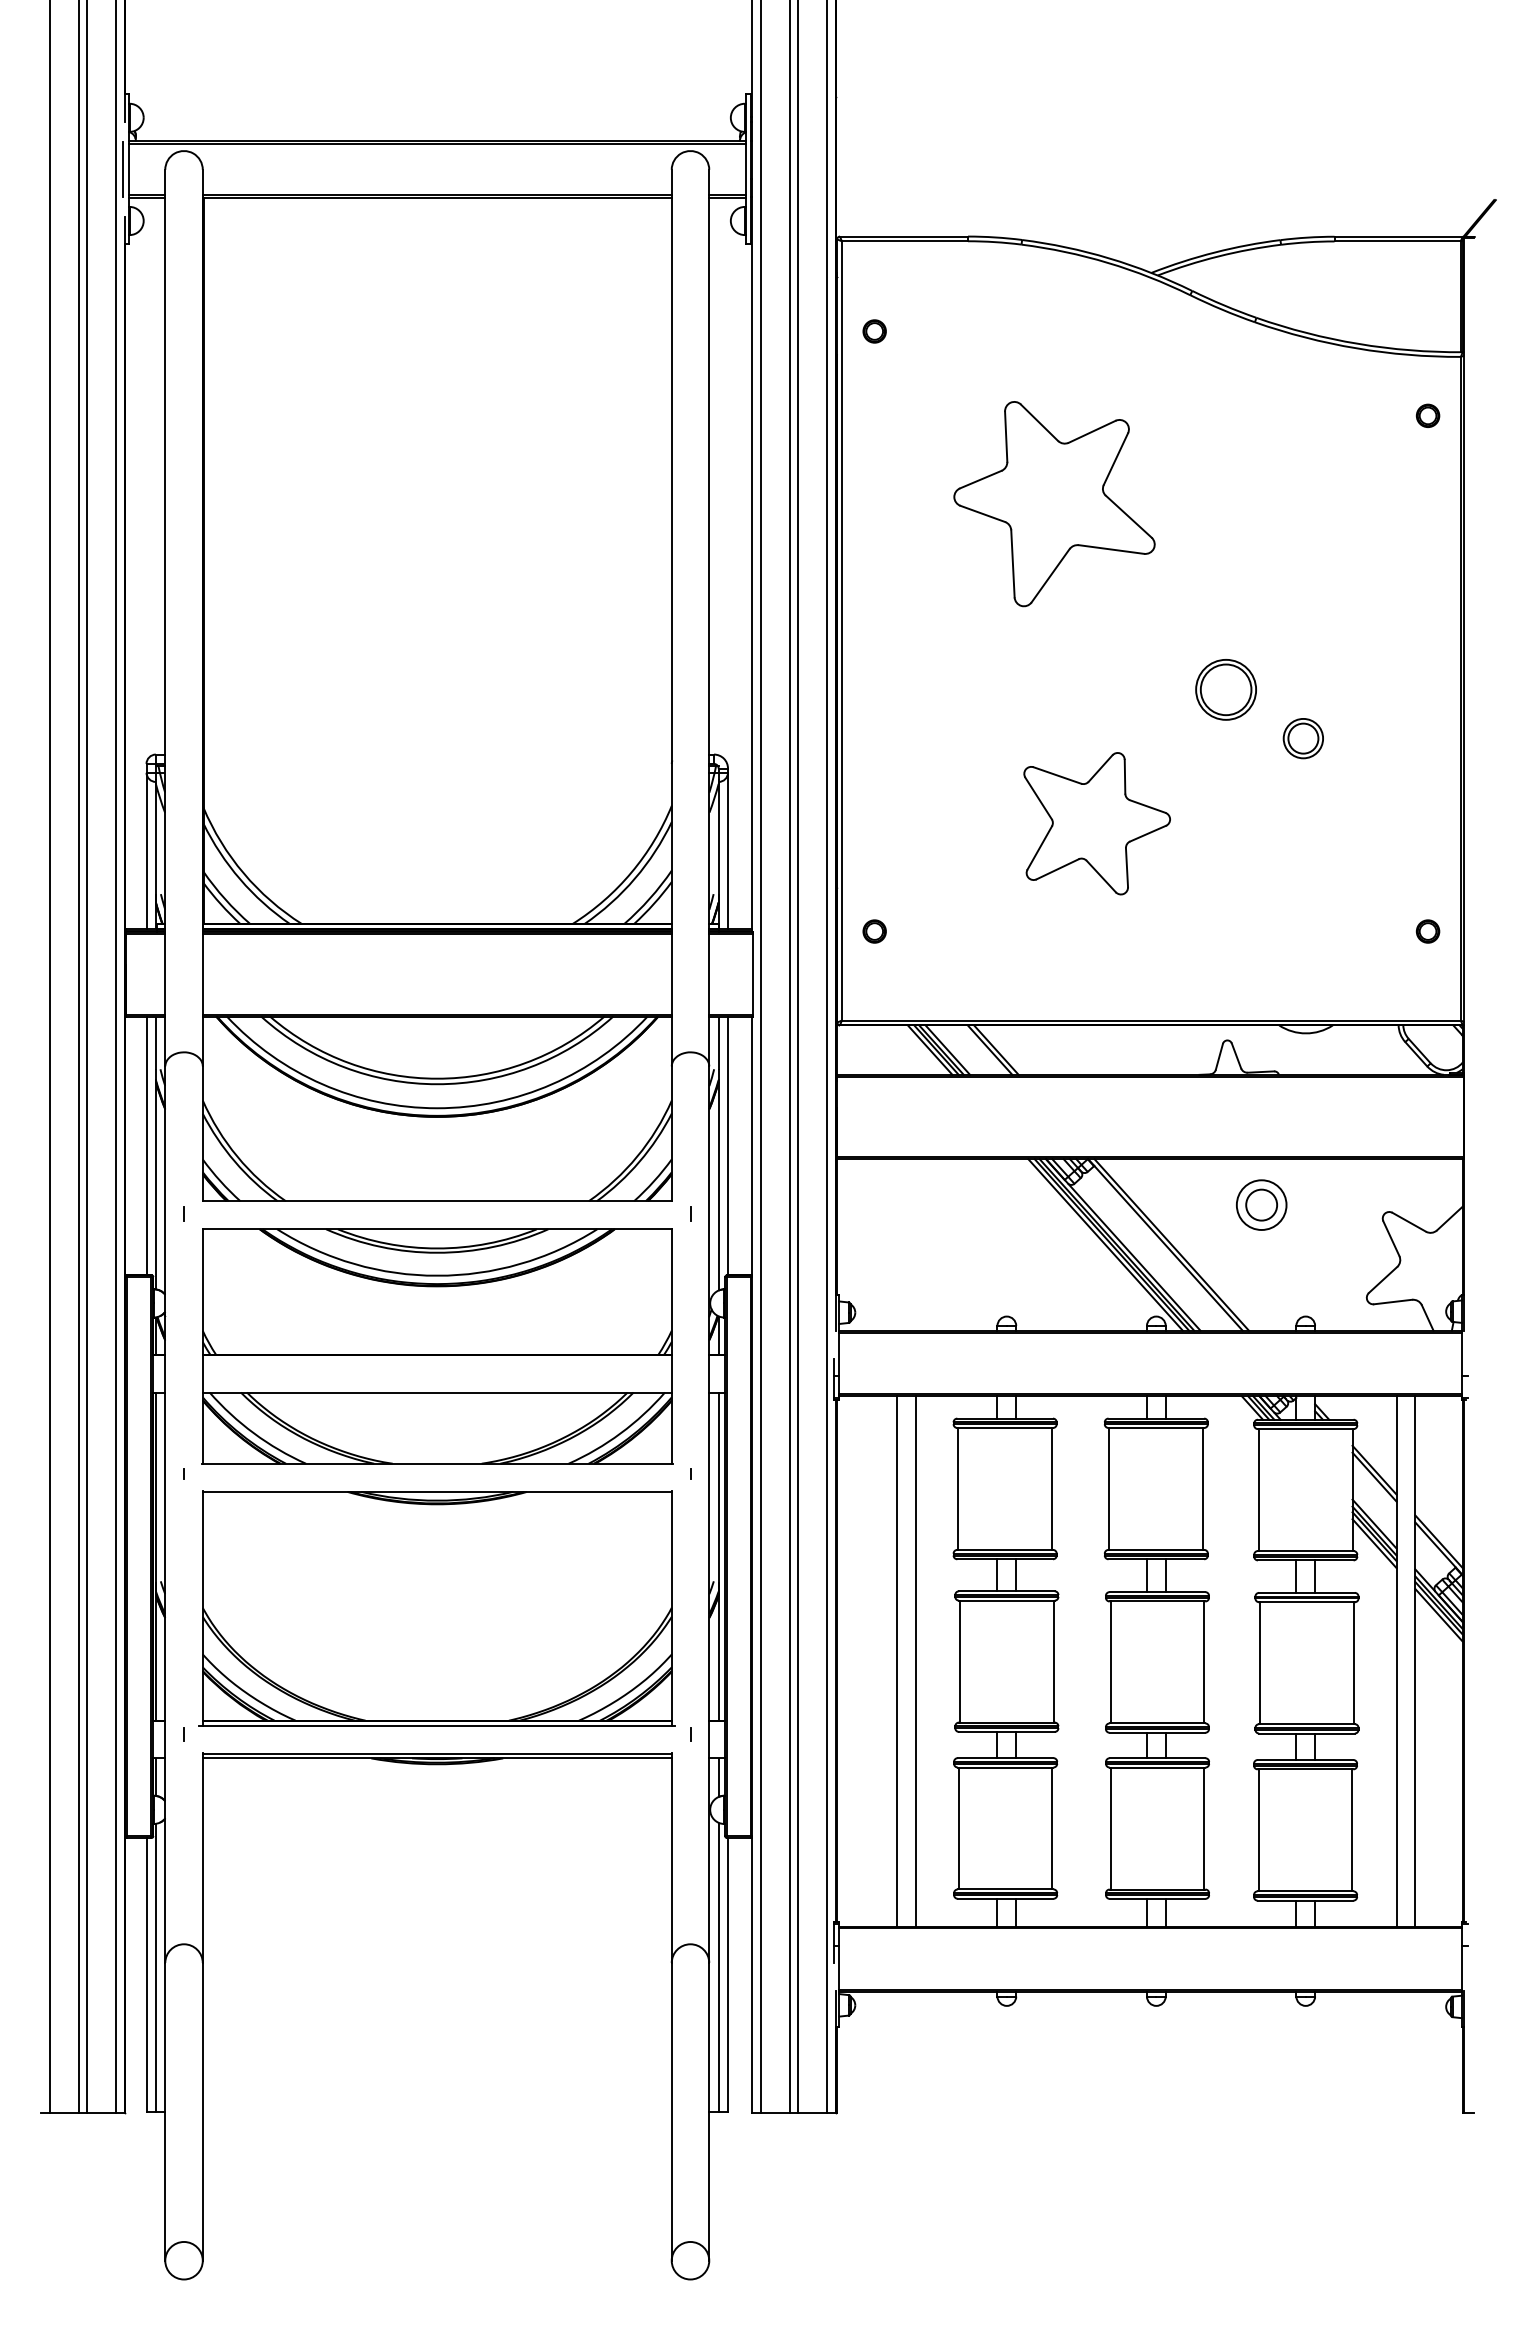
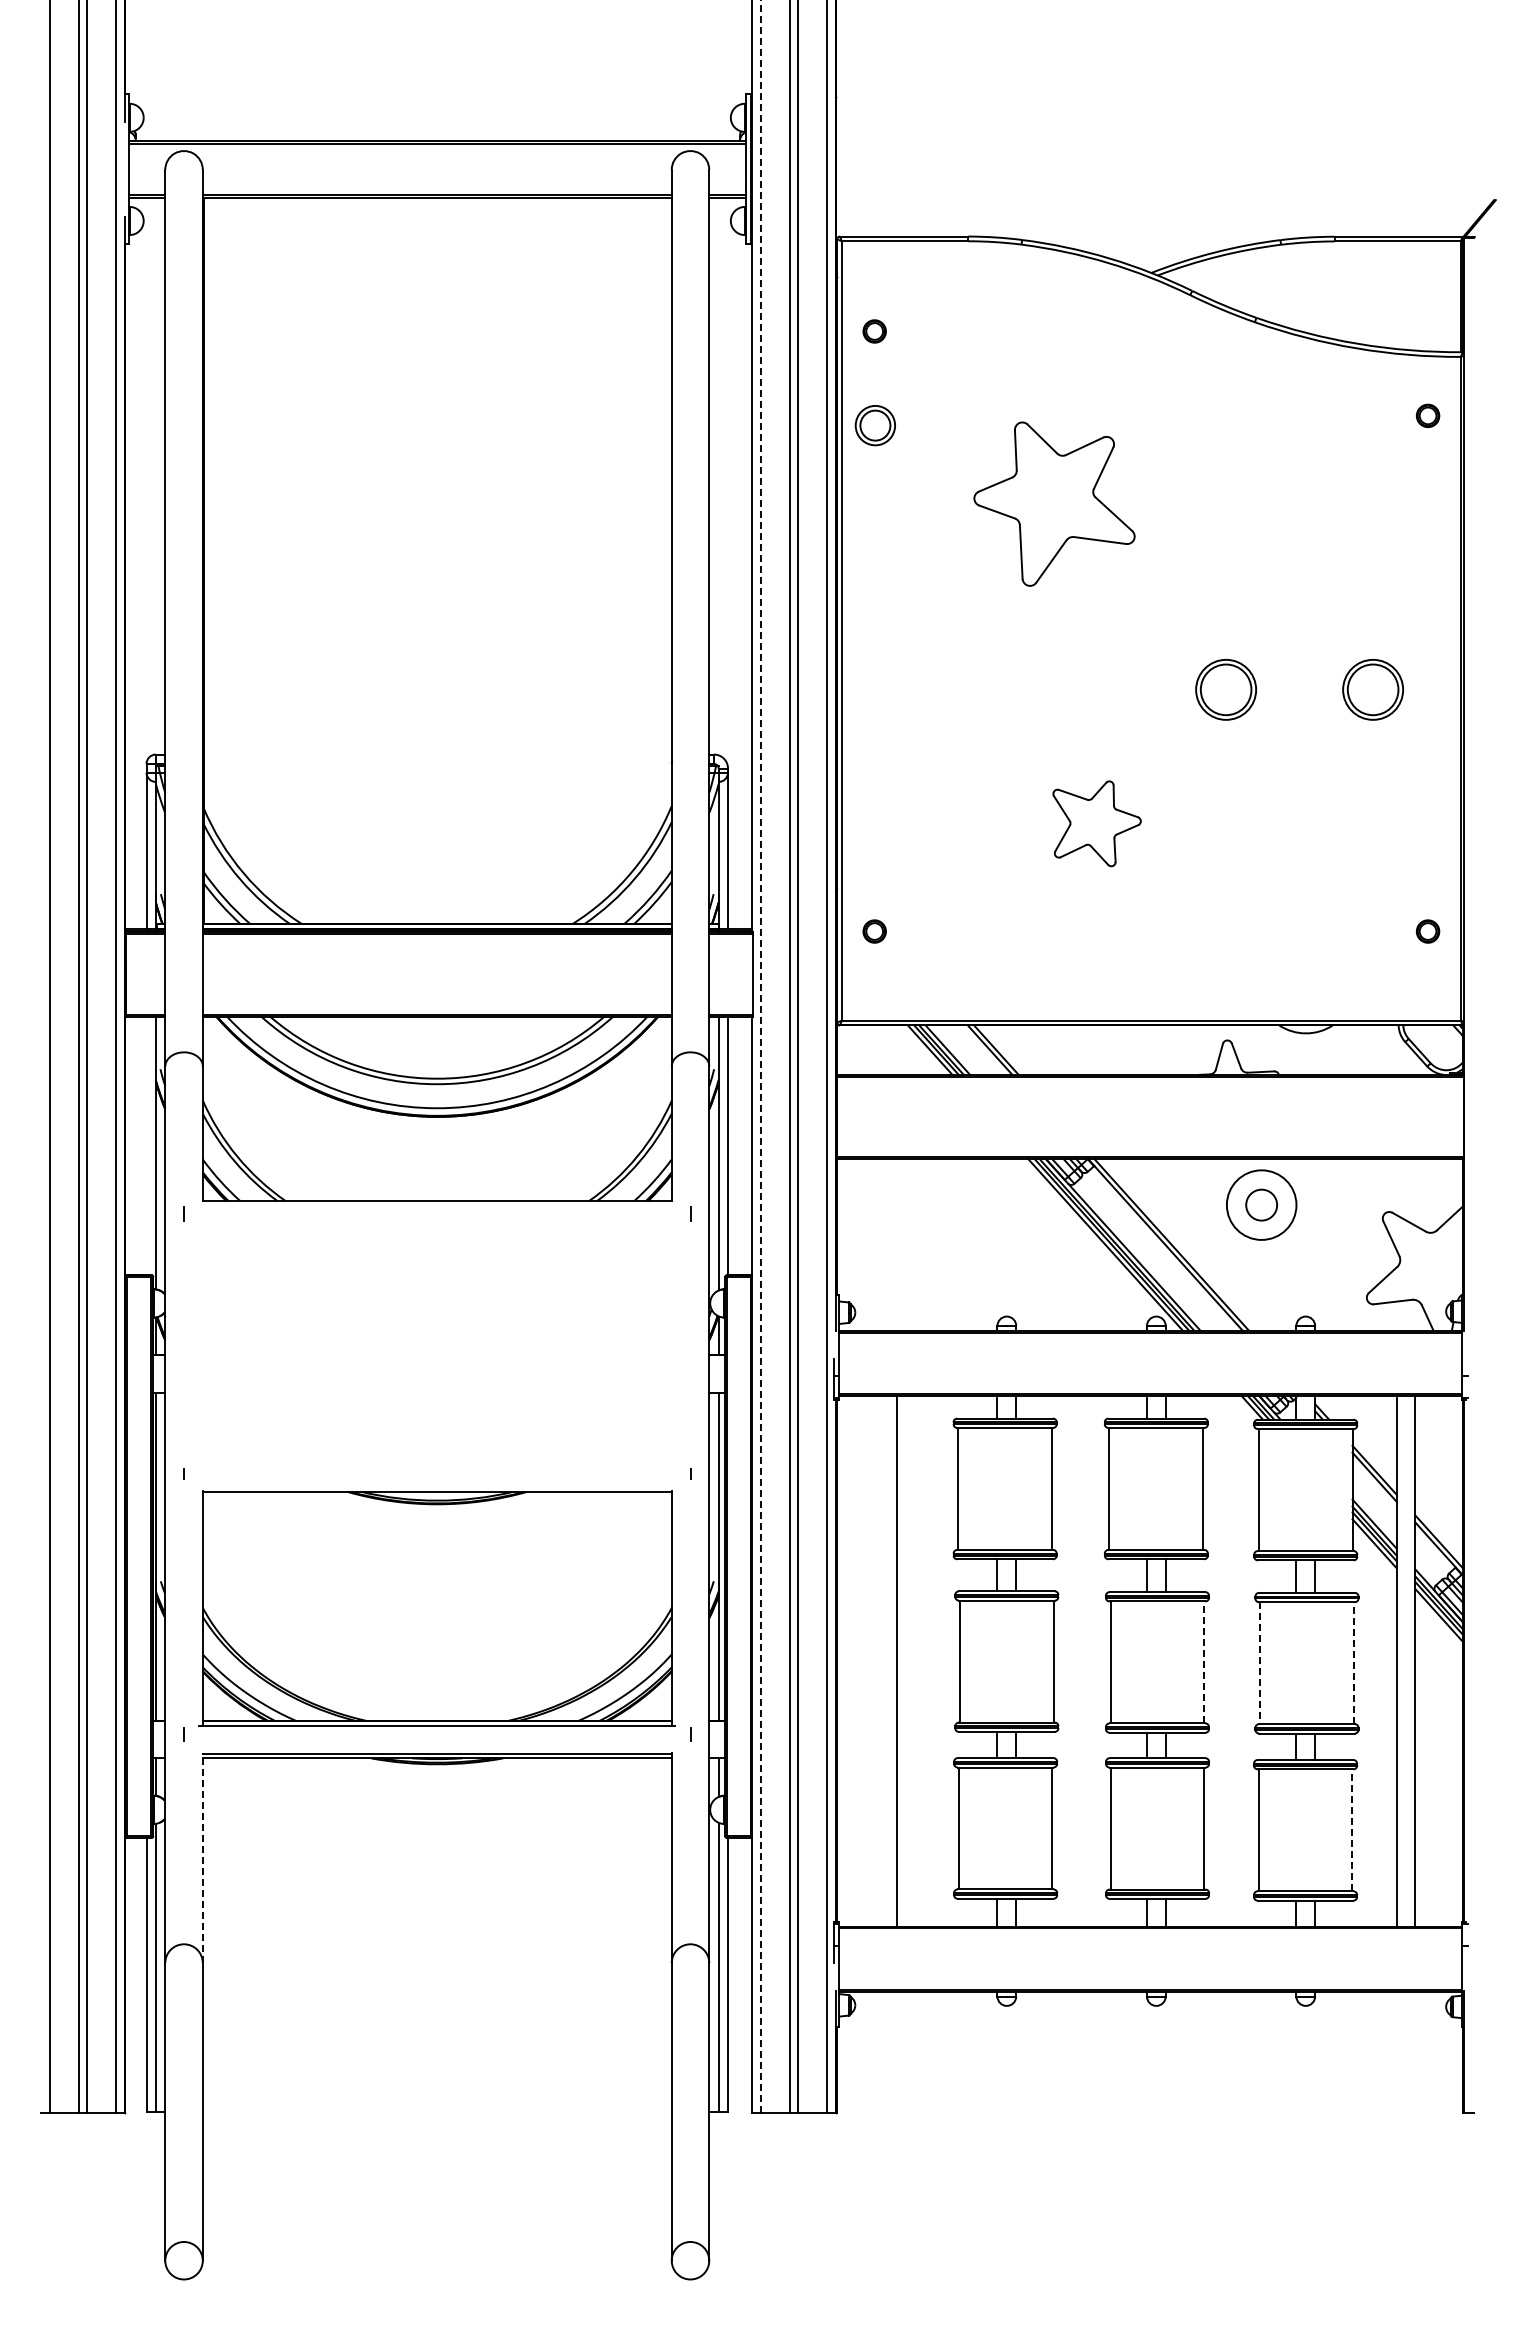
line: present -> none (123, 169)
part size: 203x207 px -> 163x166 px (1054, 503)
part: none -> present (1372, 689)
part position: (1302, 738) -> (874, 425) (874, 425)
part size: 148x144 px -> 90x88 px (1096, 823)
line: solid -> dashed (760, 1056)
line: present -> none (146, 1145)
circle diameter: 50 px -> 70 px (1261, 1204)
part: present -> none (437, 1346)
line: present -> none (915, 1661)
line: solid -> dashed (1204, 1662)
line: solid -> dashed (1259, 1663)
line: solid -> dashed (1353, 1663)
line: solid -> dashed (1352, 1830)
line: solid -> dashed (202, 1857)
